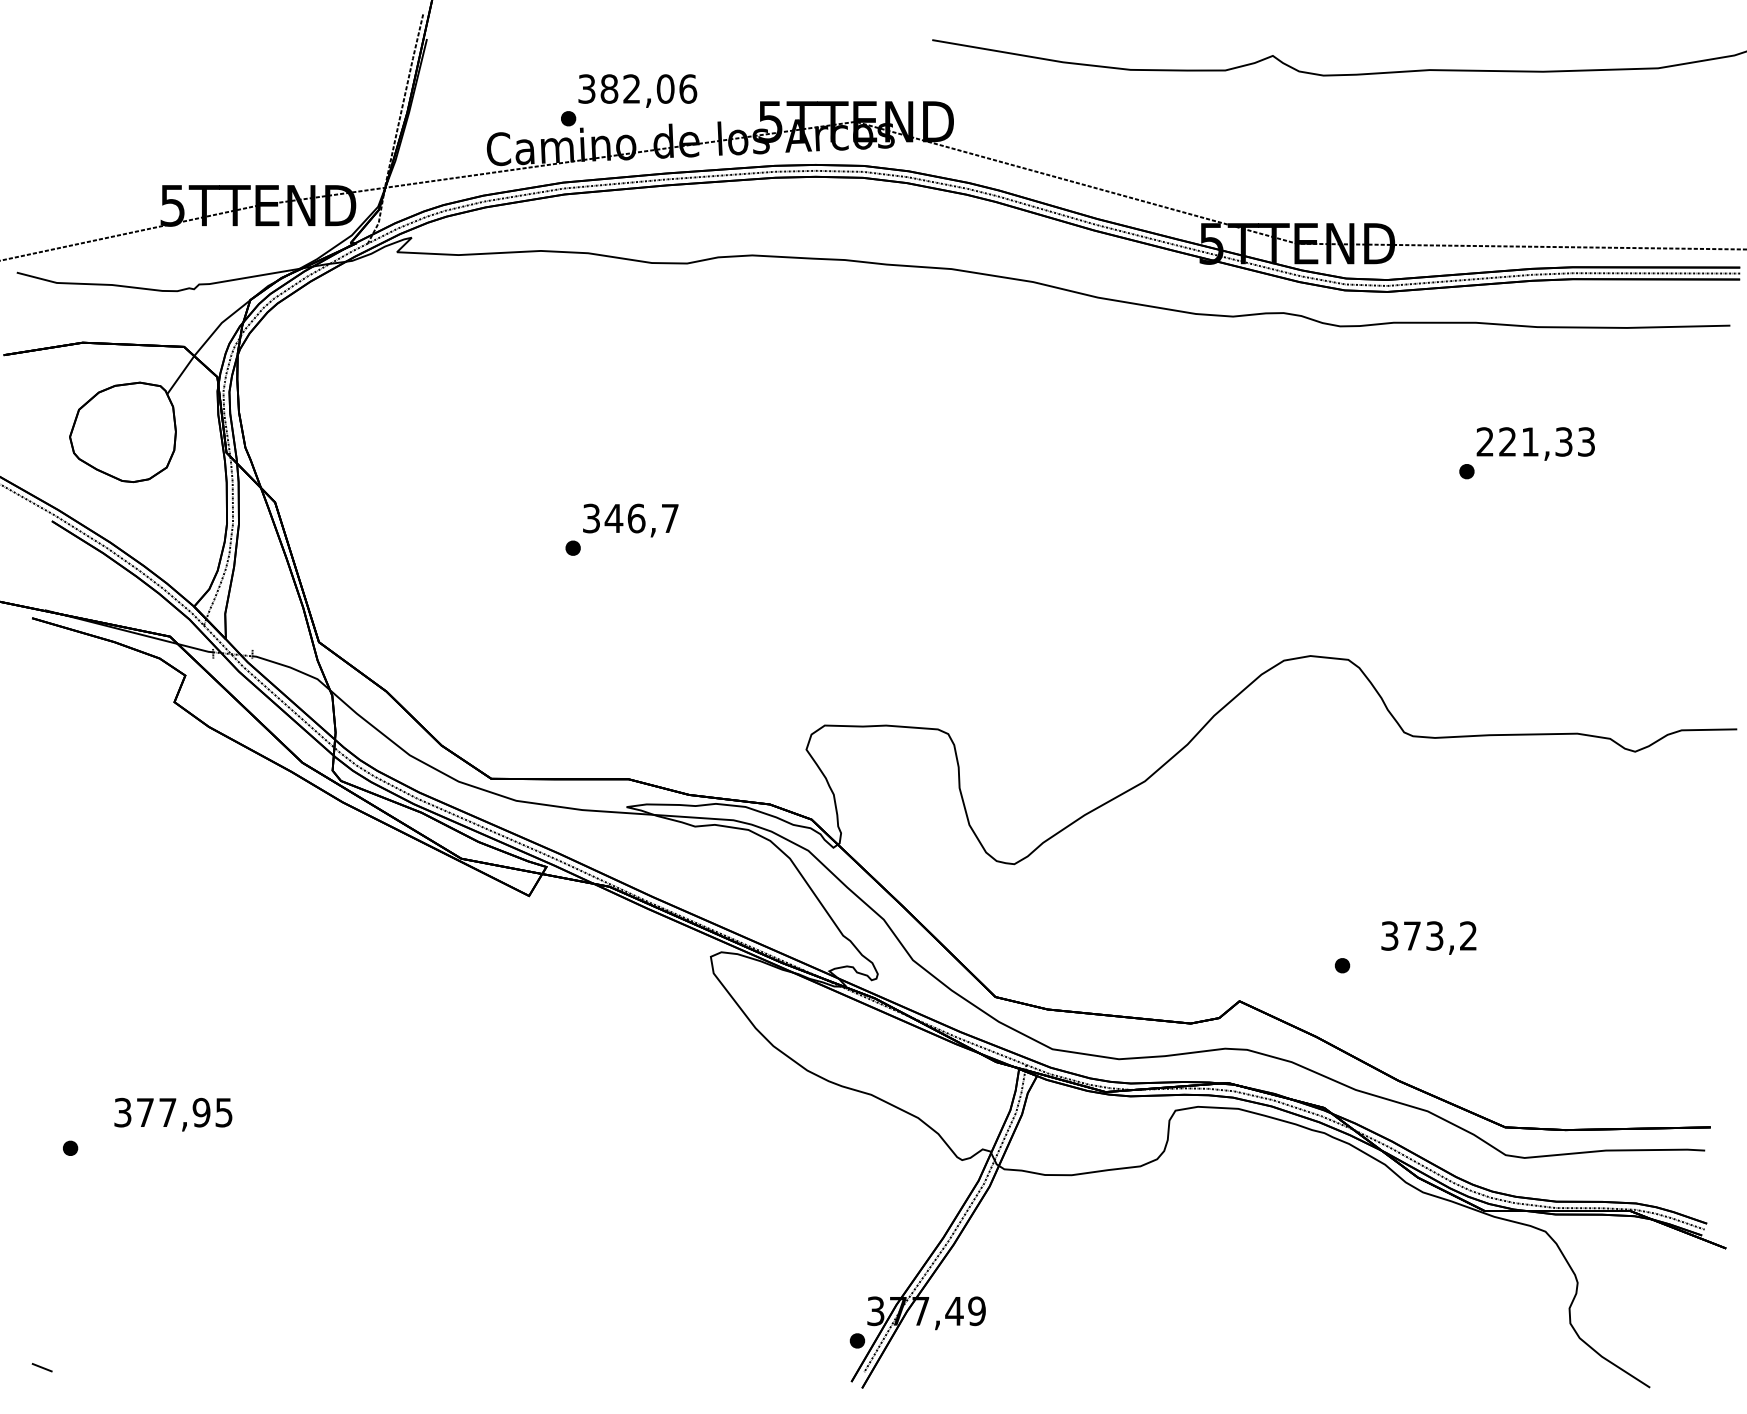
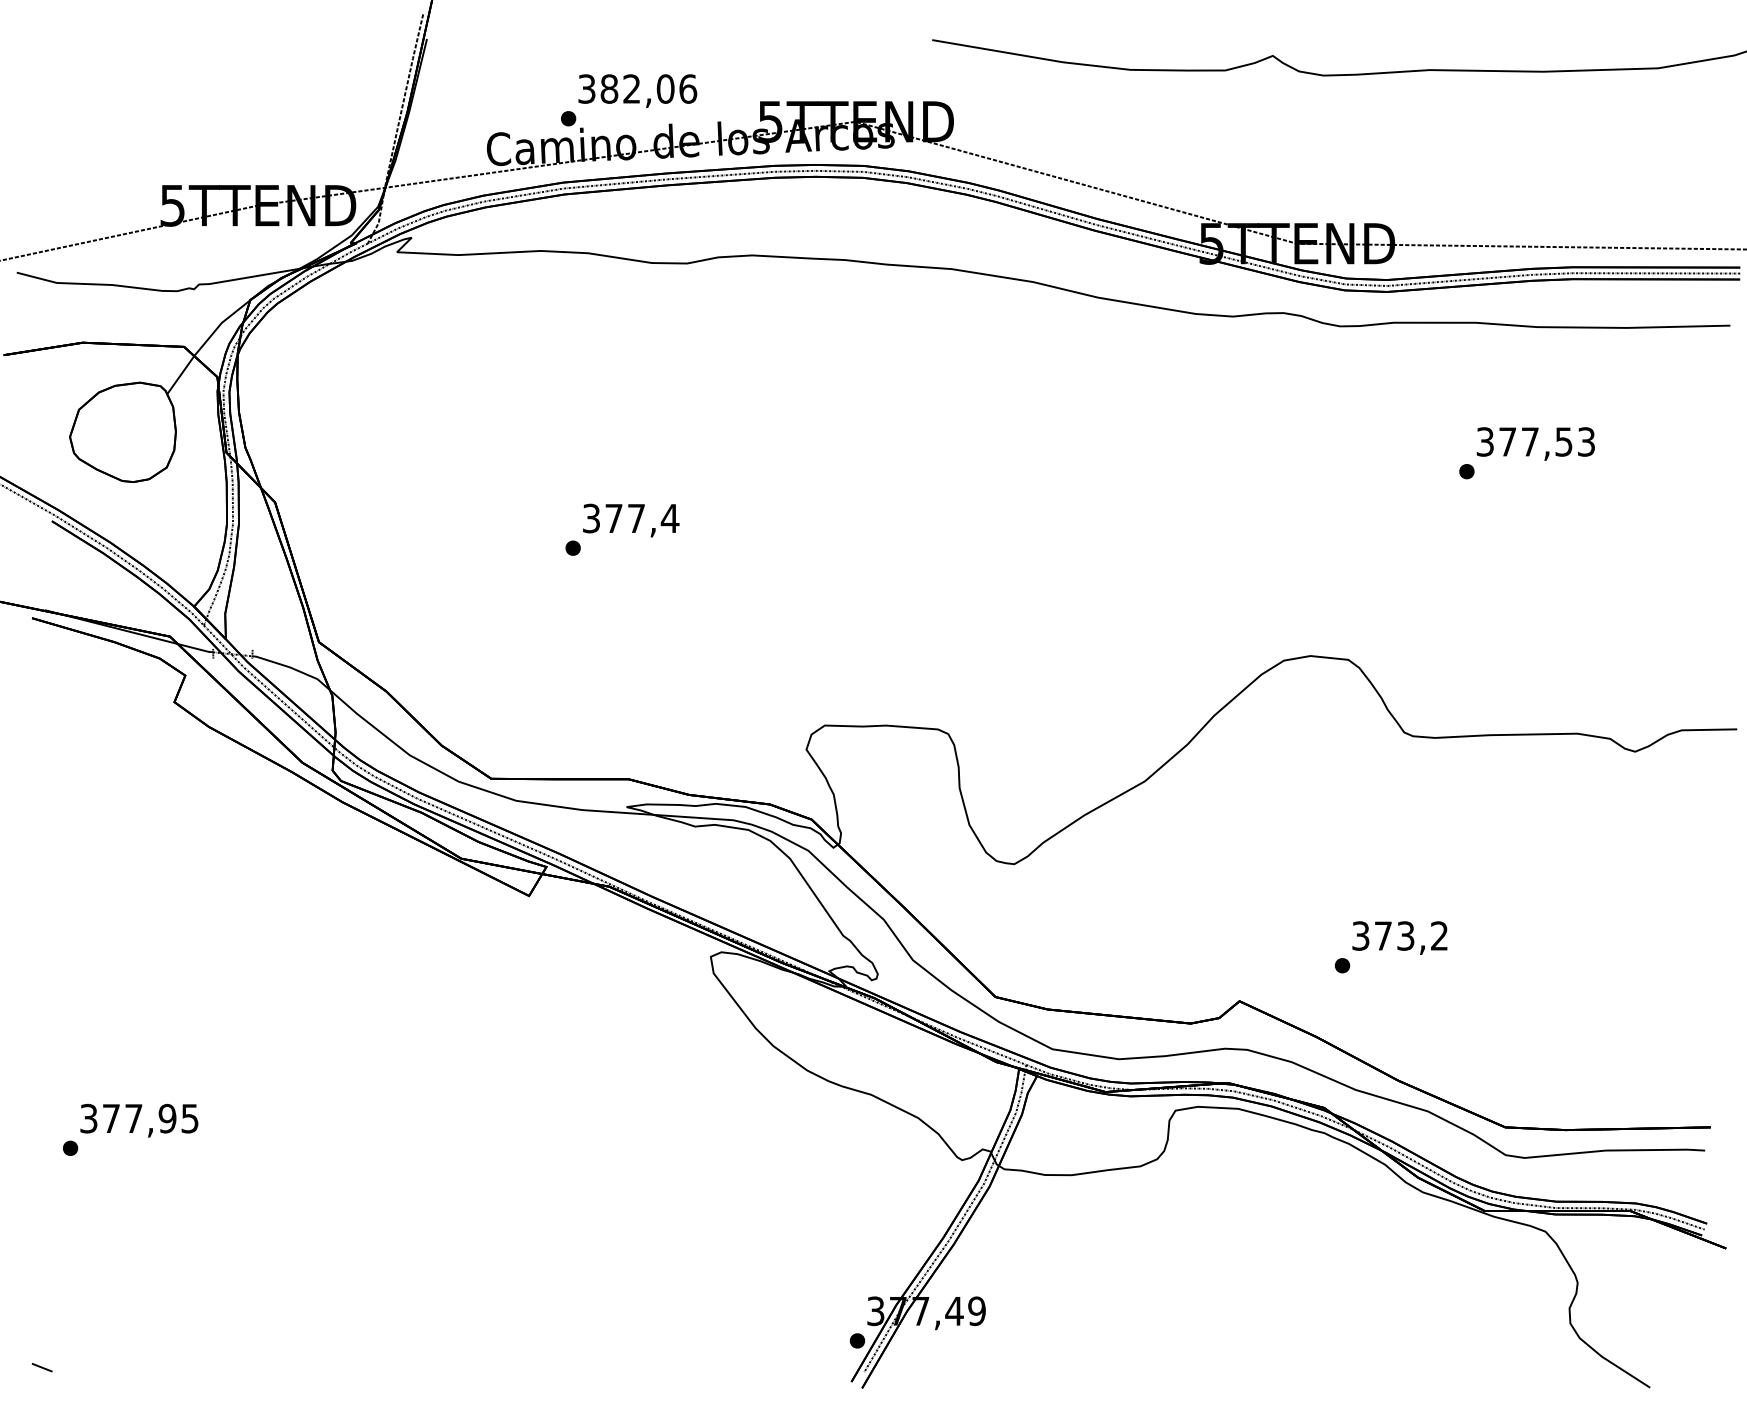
text: 221,33 -> 377,53 (1524, 441)
text: 346,7 -> 377,4 (641, 518)
text position: (1428, 937) -> (1399, 937) (1399, 937)
text position: (173, 1114) -> (139, 1120) (139, 1120)
